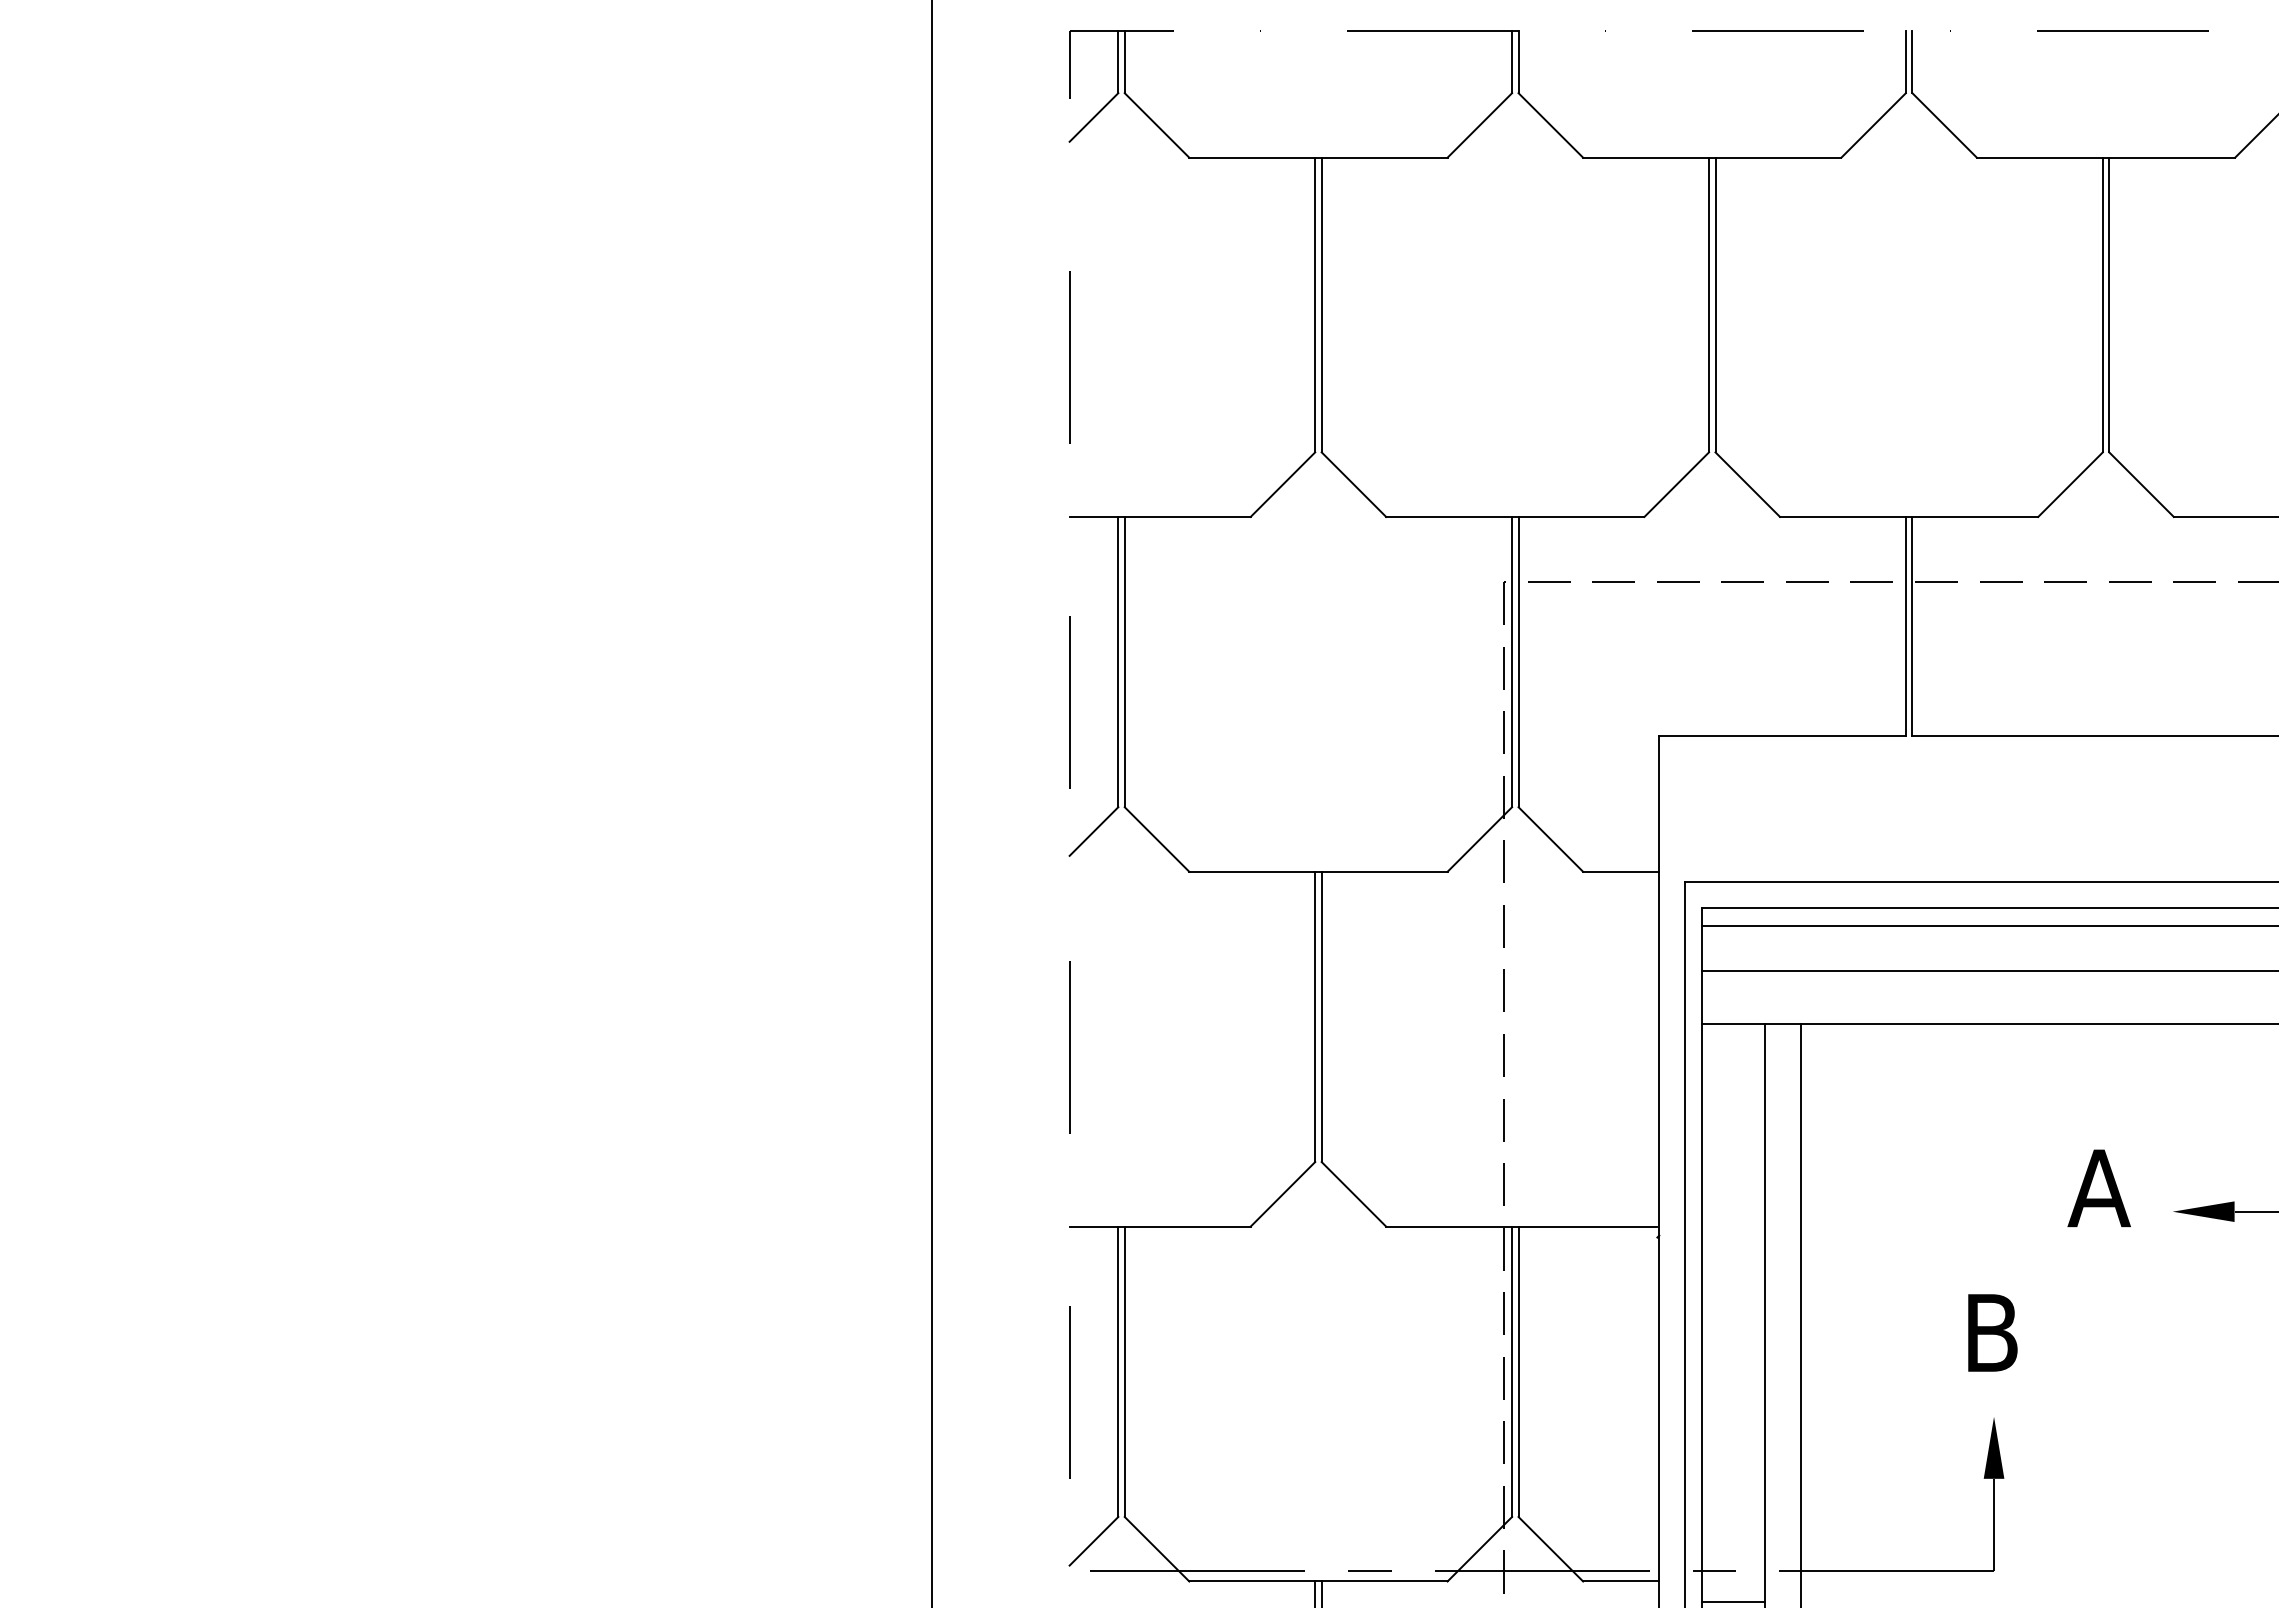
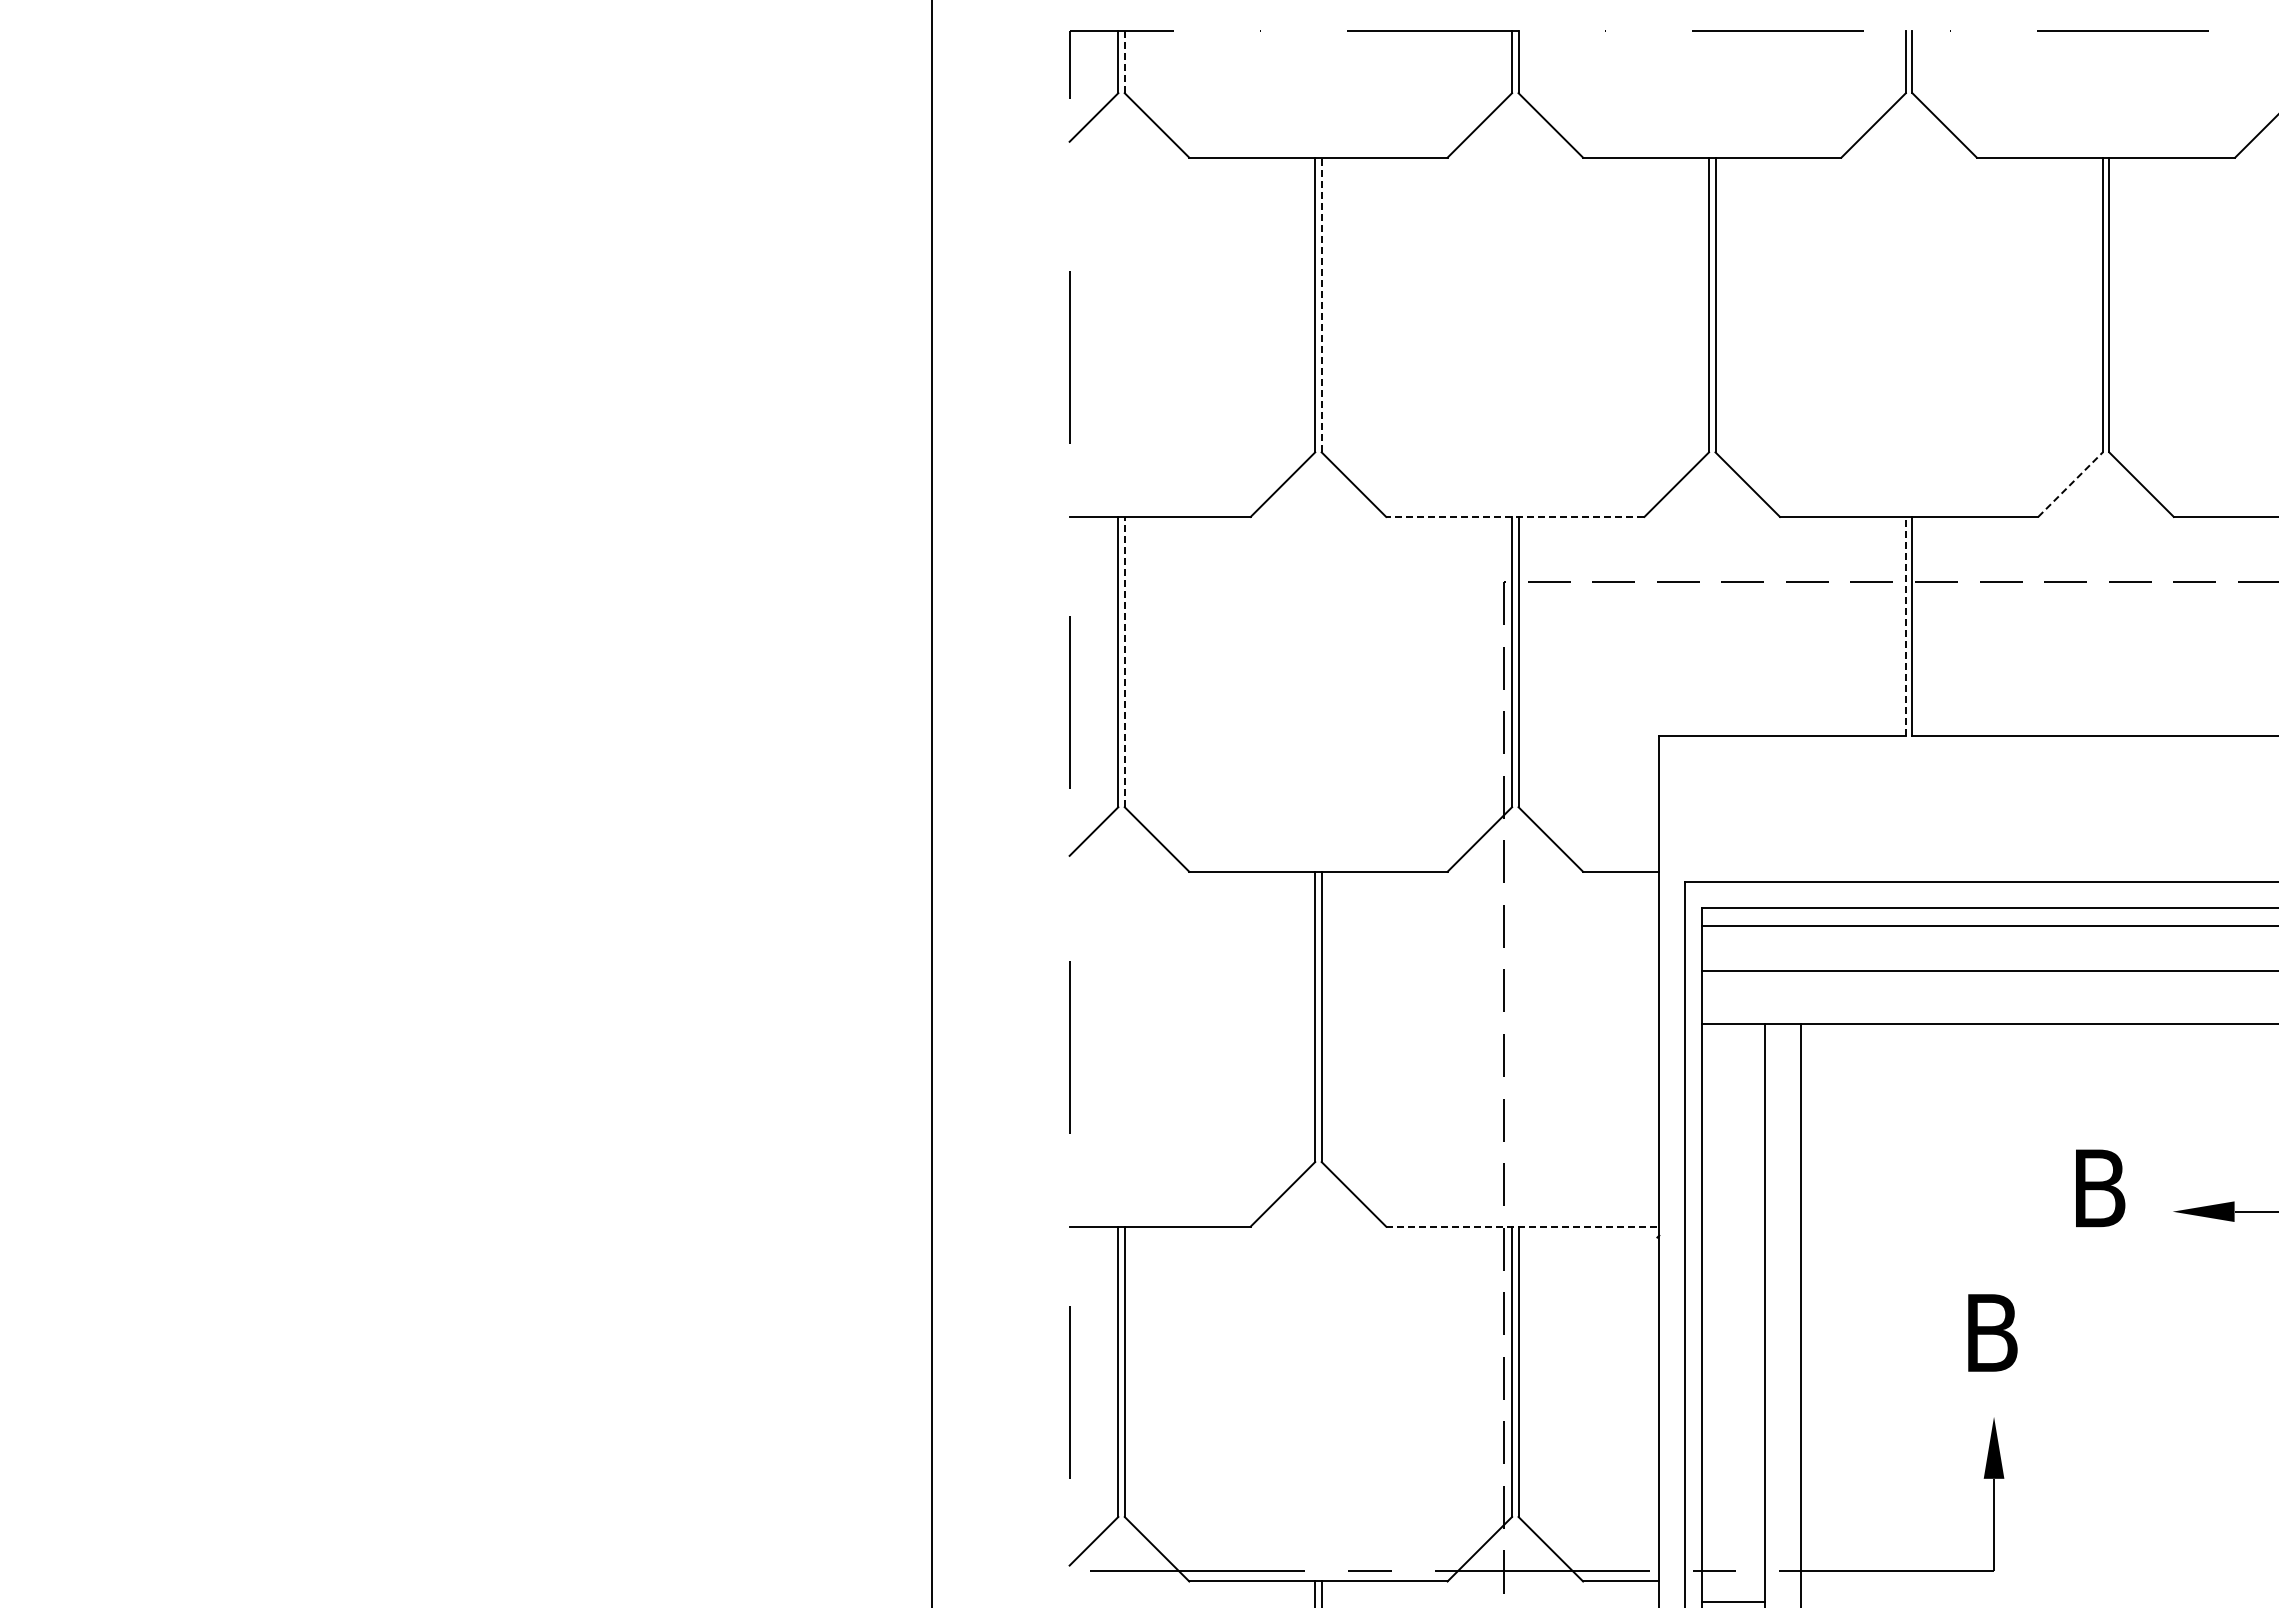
line: solid -> dashed (1124, 61)
line: solid -> dashed (1321, 304)
line: solid -> dashed (2070, 484)
line: solid -> dashed (1514, 516)
line: solid -> dashed (1905, 625)
line: solid -> dashed (1124, 661)
text: A -> B (2098, 1188)
line: solid -> dashed (1521, 1226)
